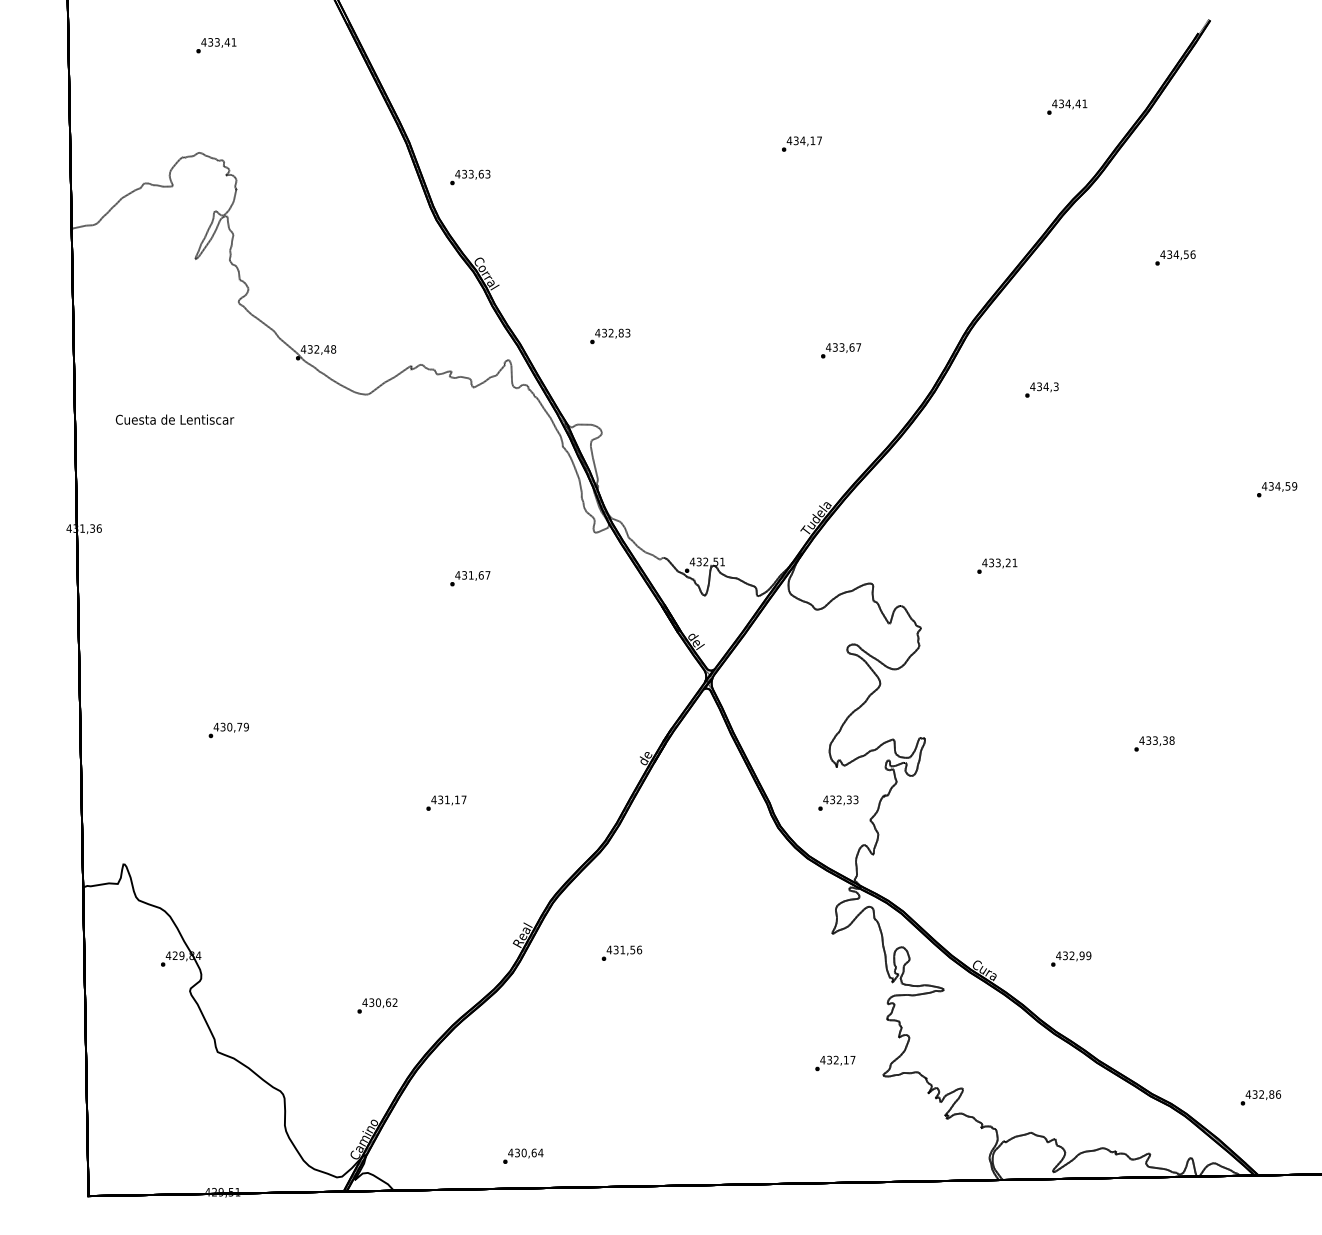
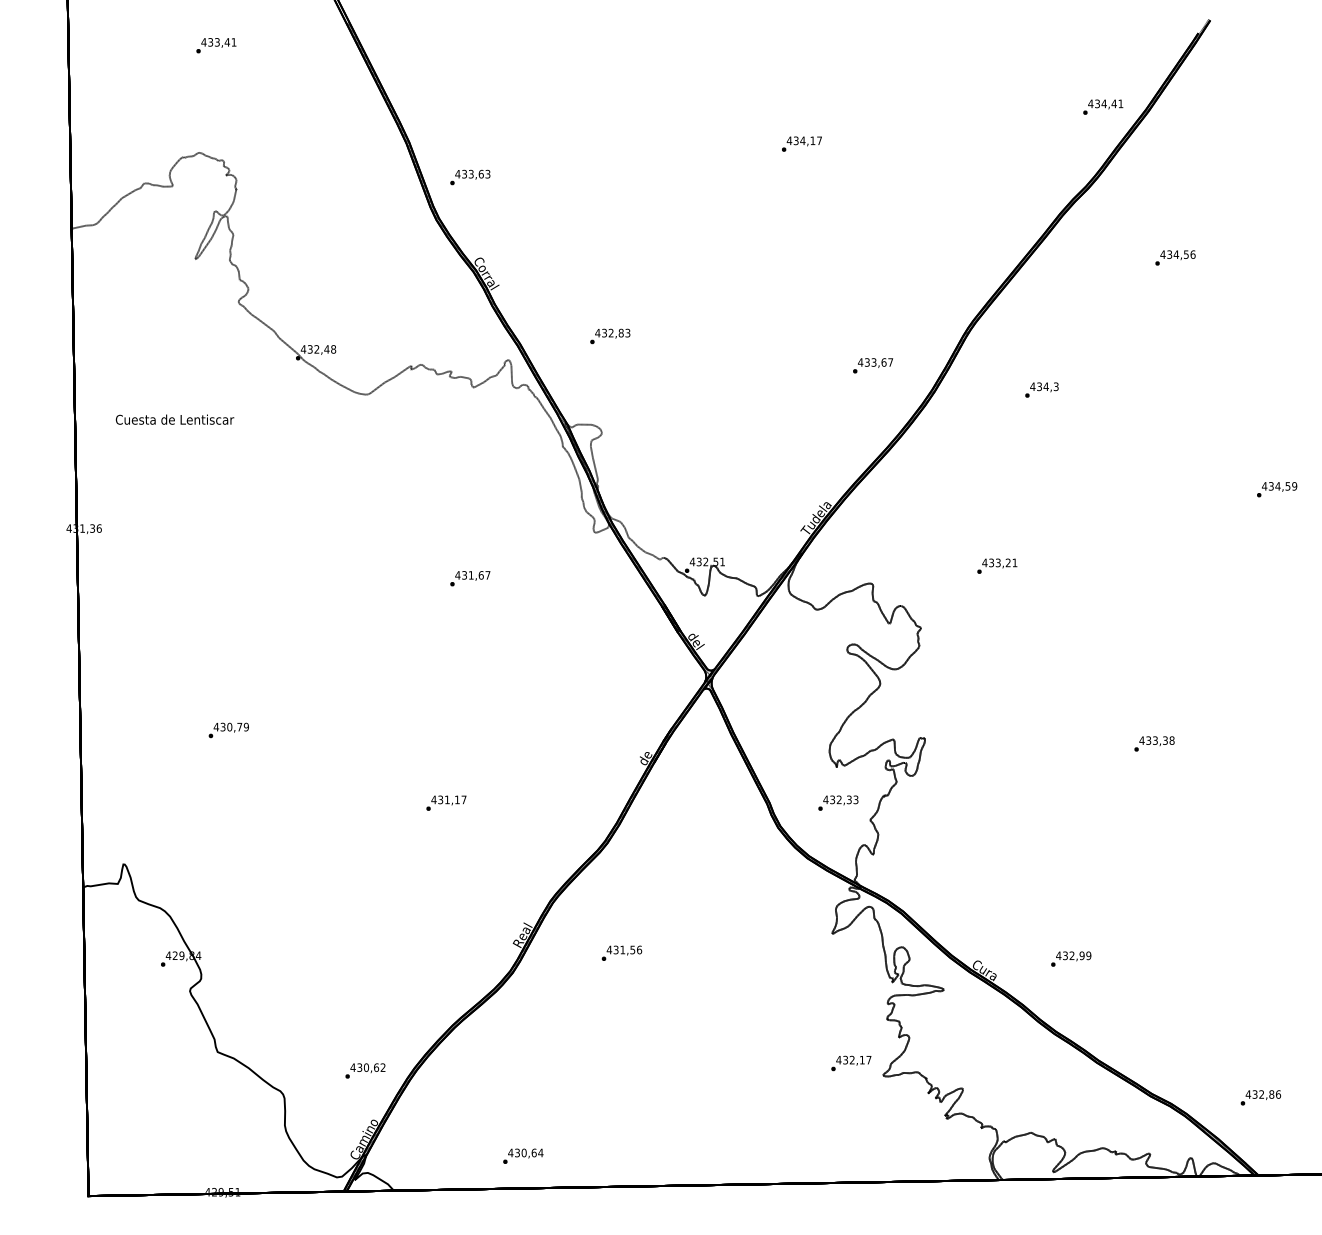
text position: (1067, 106) -> (1103, 106) (1103, 106)
text position: (841, 350) -> (873, 365) (873, 365)
text position: (377, 1005) -> (365, 1070) (365, 1070)
text position: (835, 1063) -> (851, 1063) (851, 1063)
